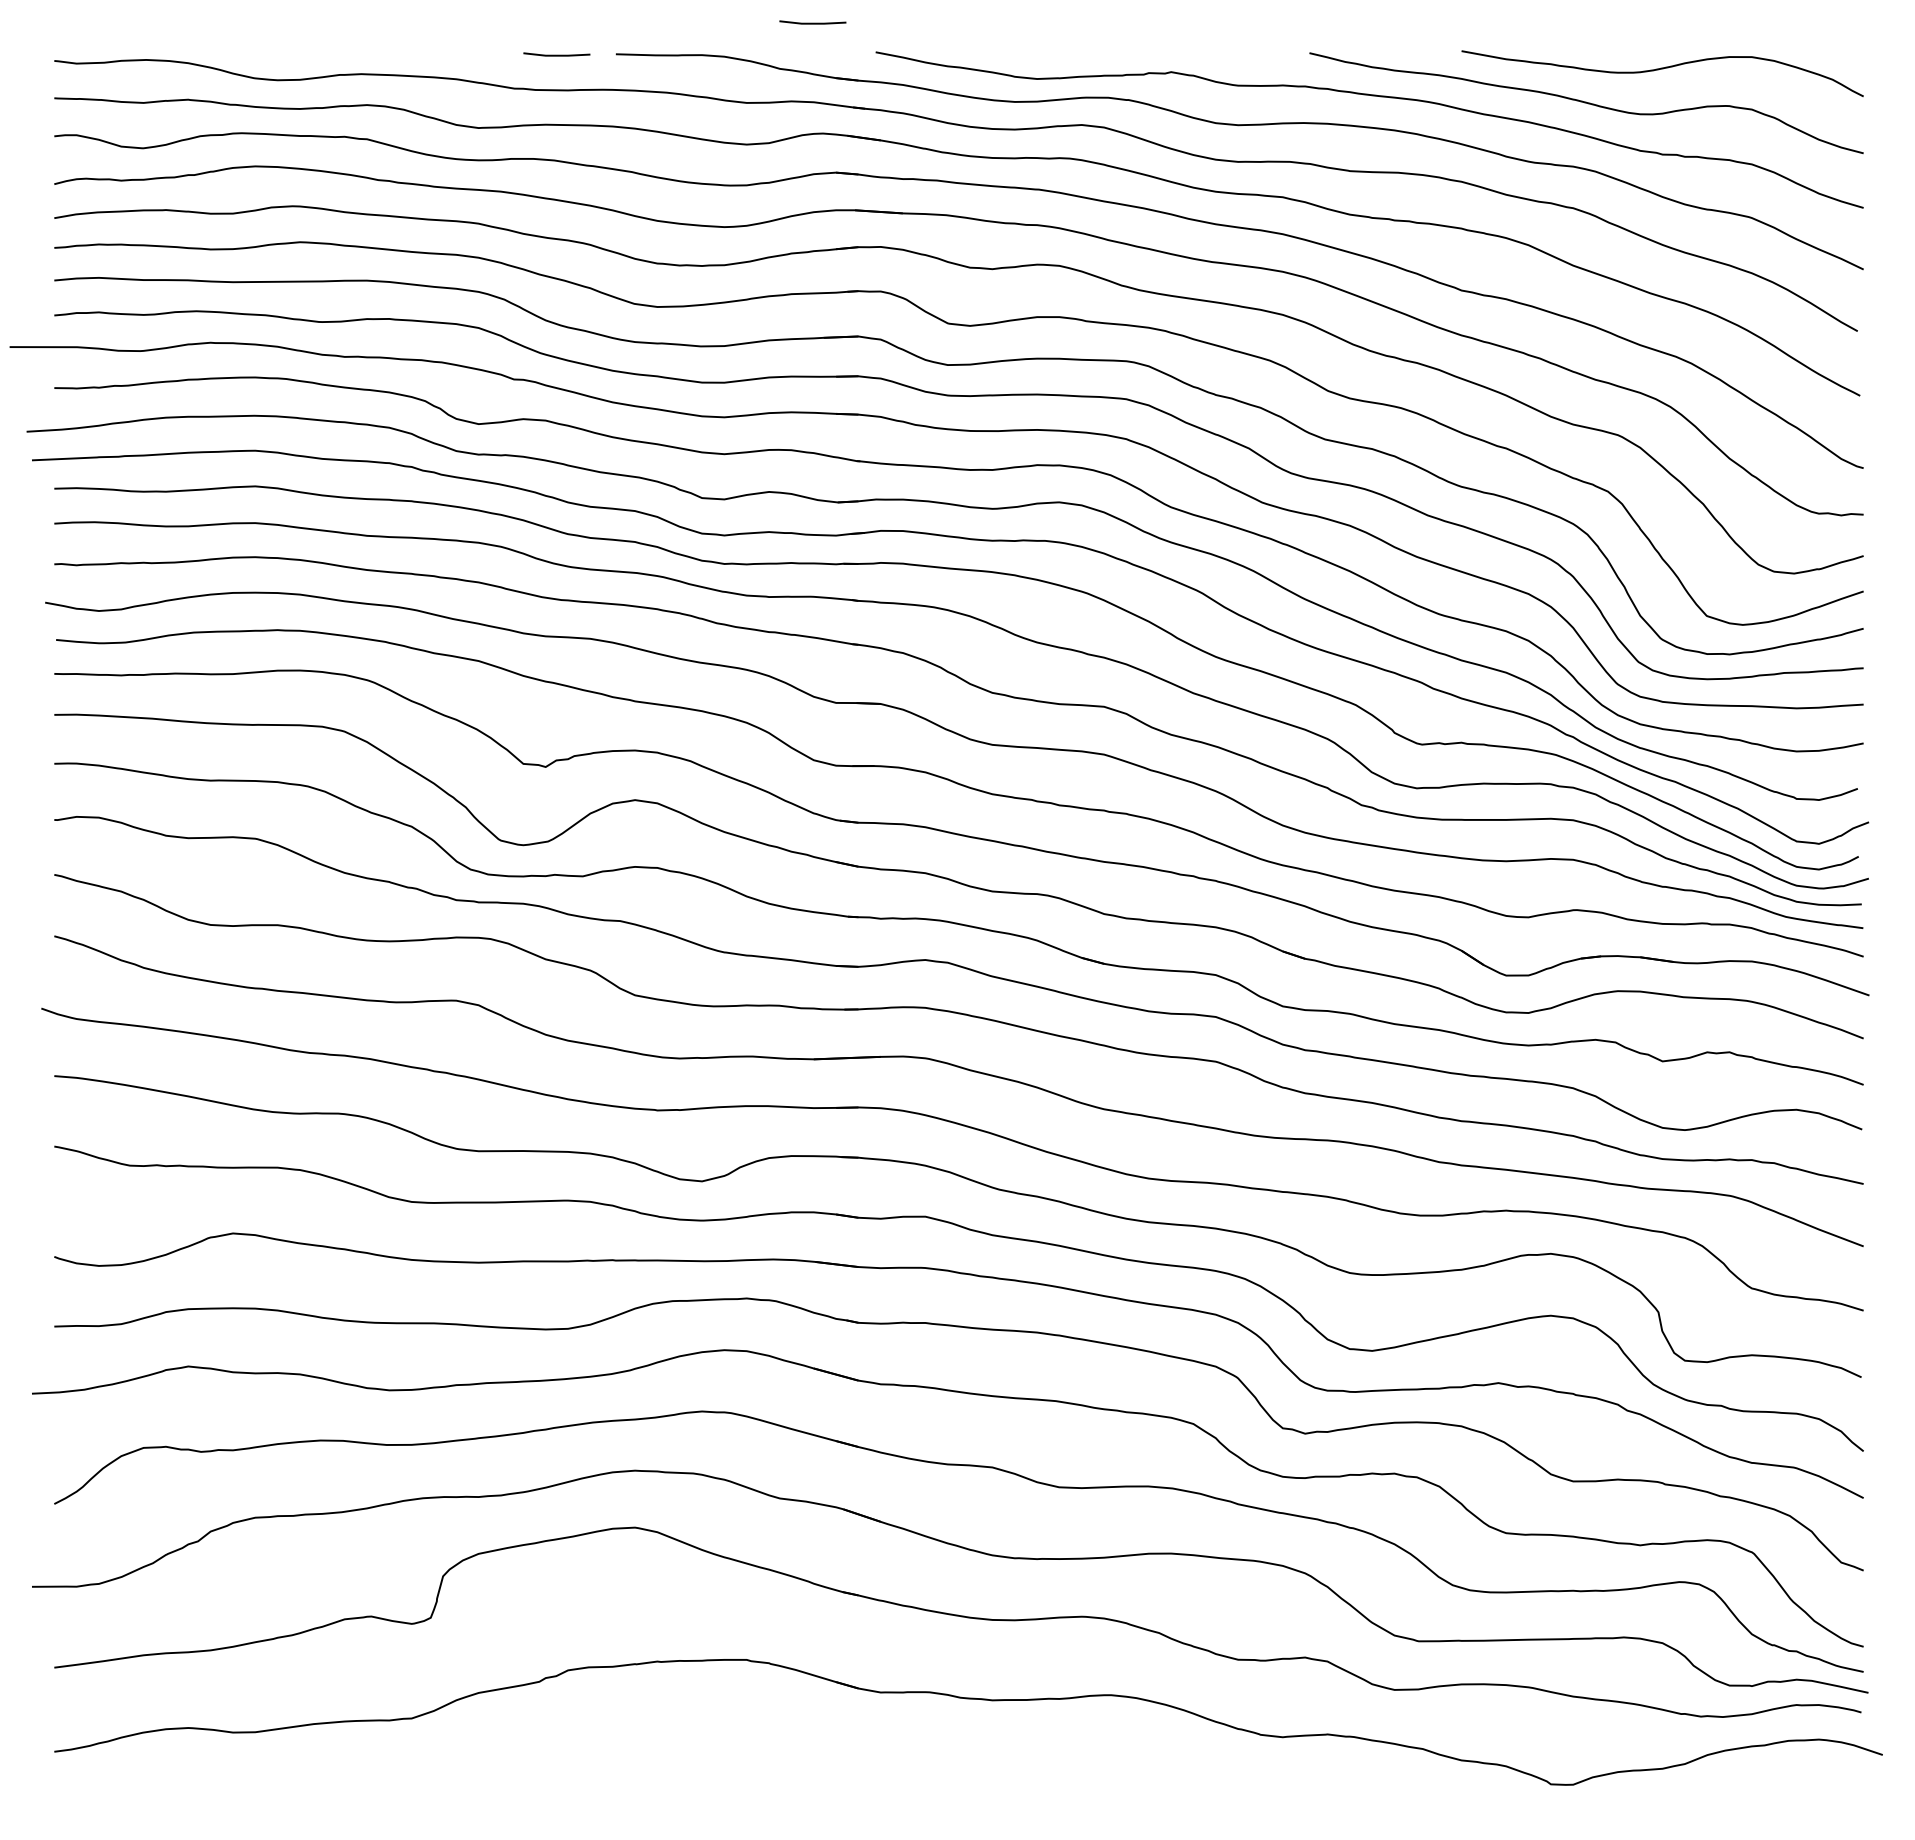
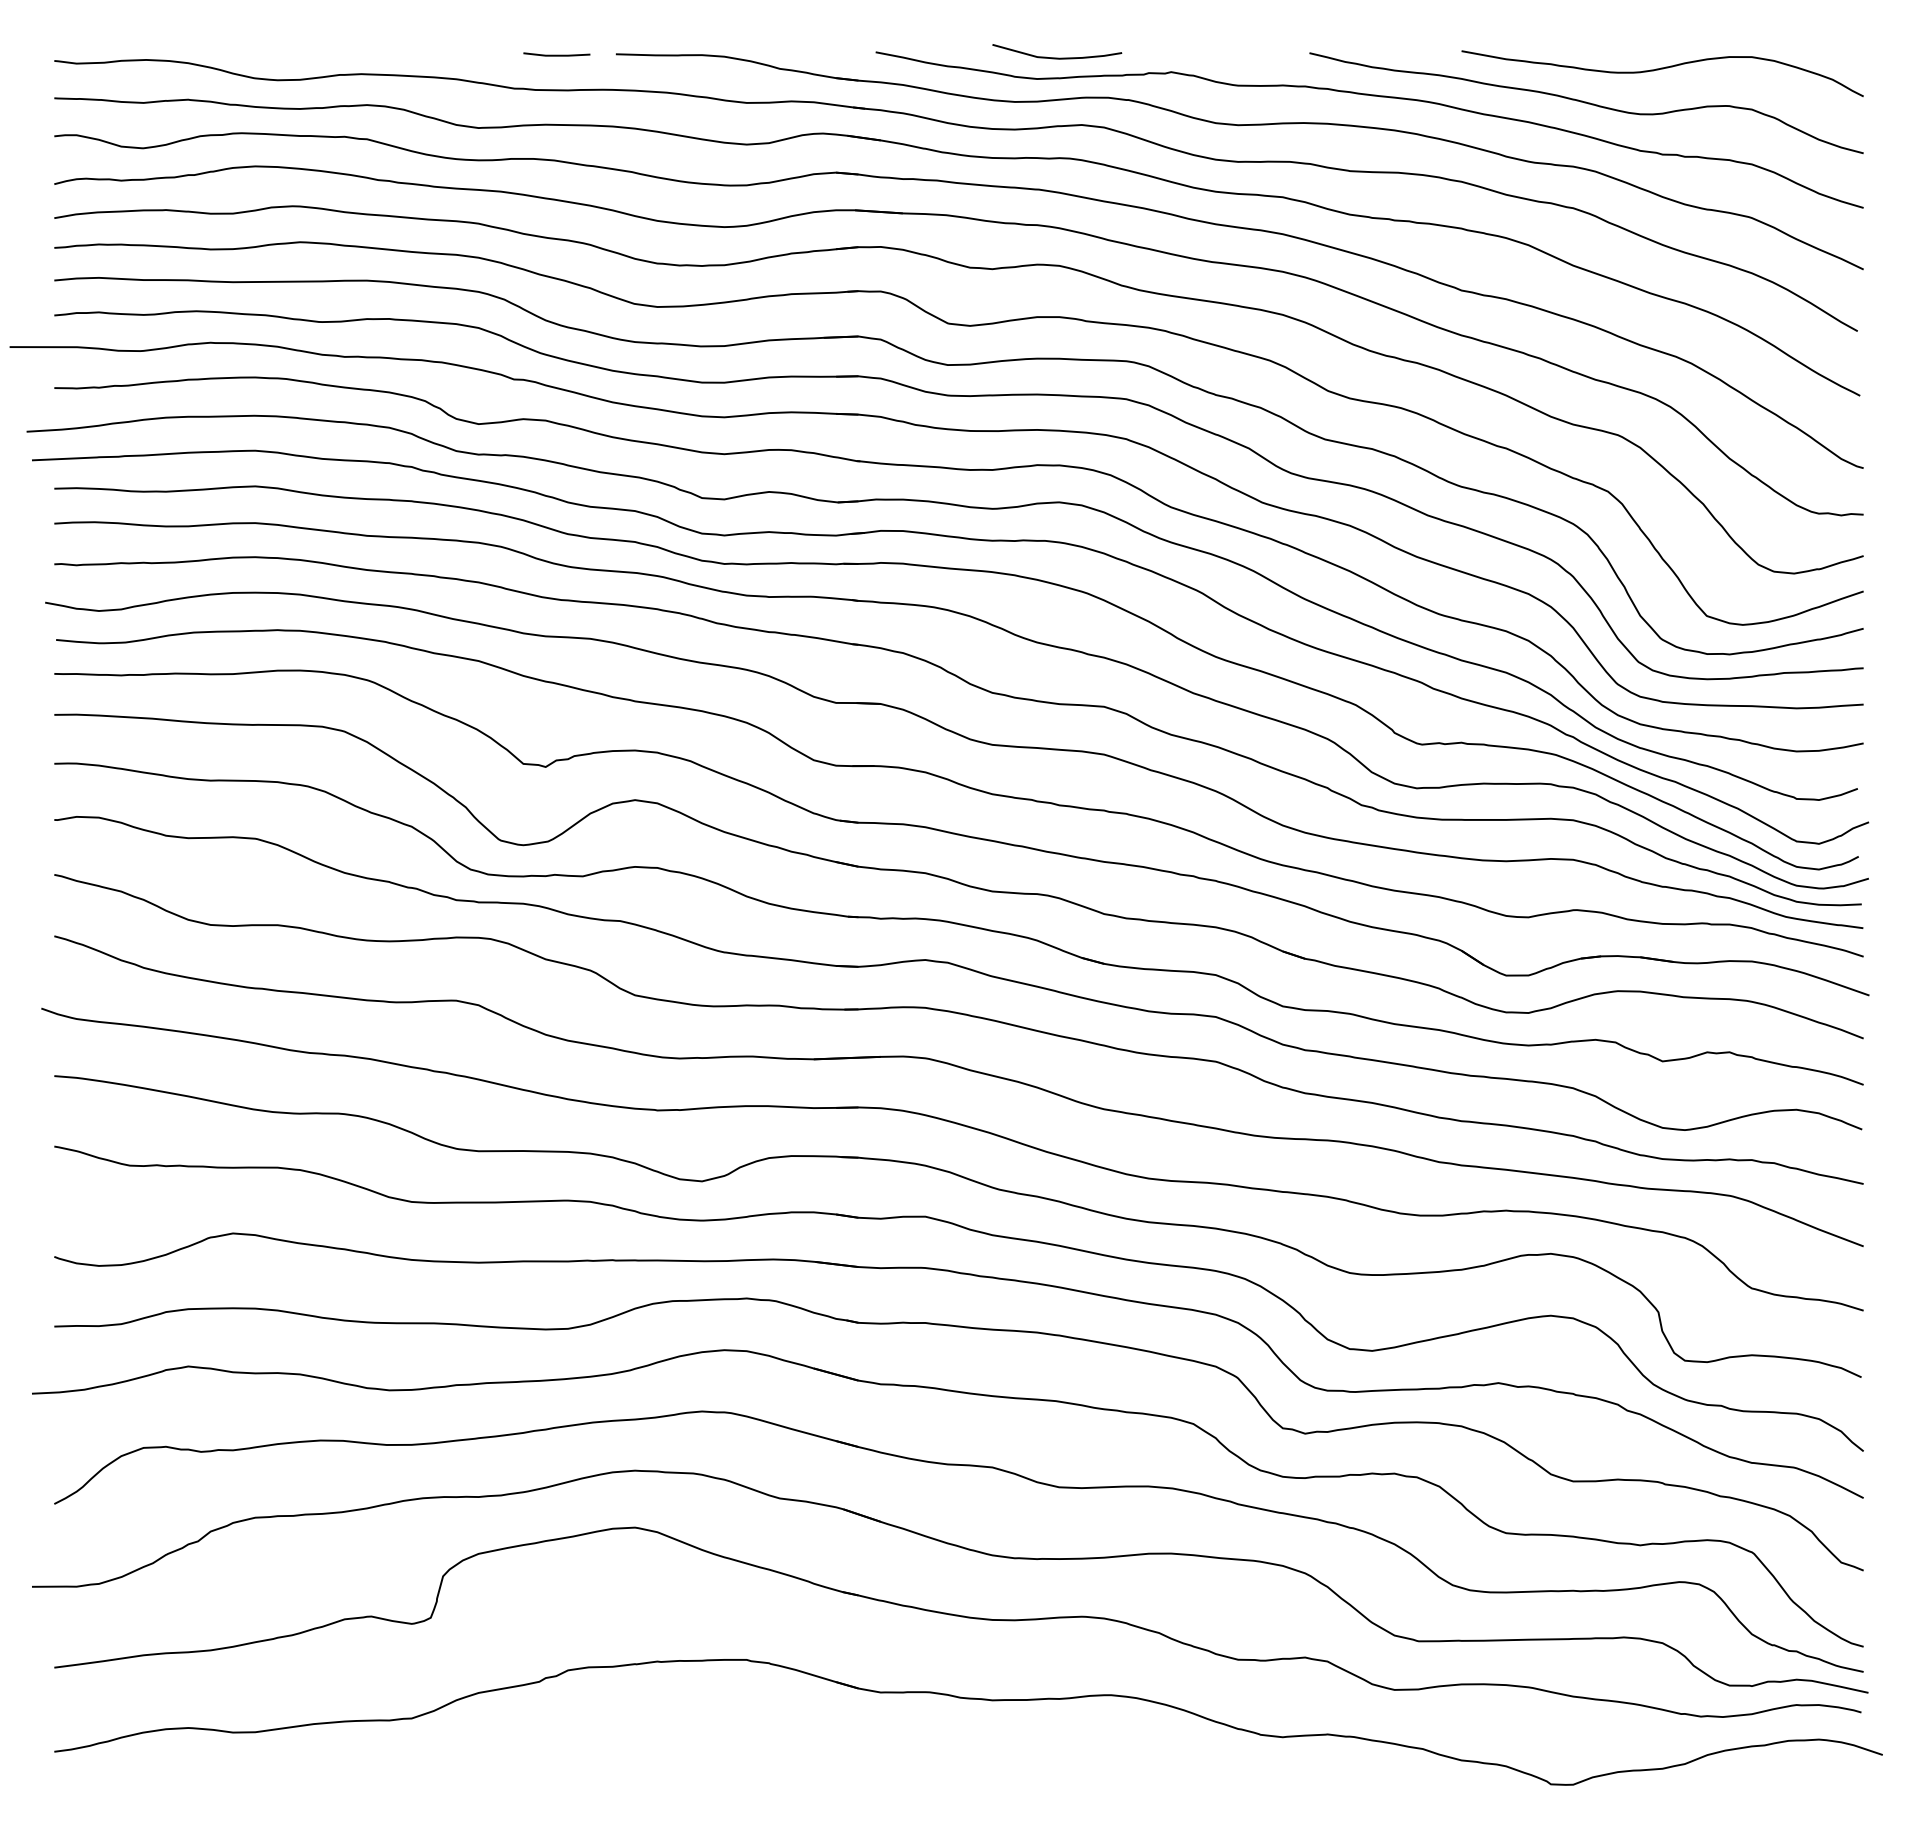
line: present -> none (812, 22)
curve: none -> present (1057, 57)
